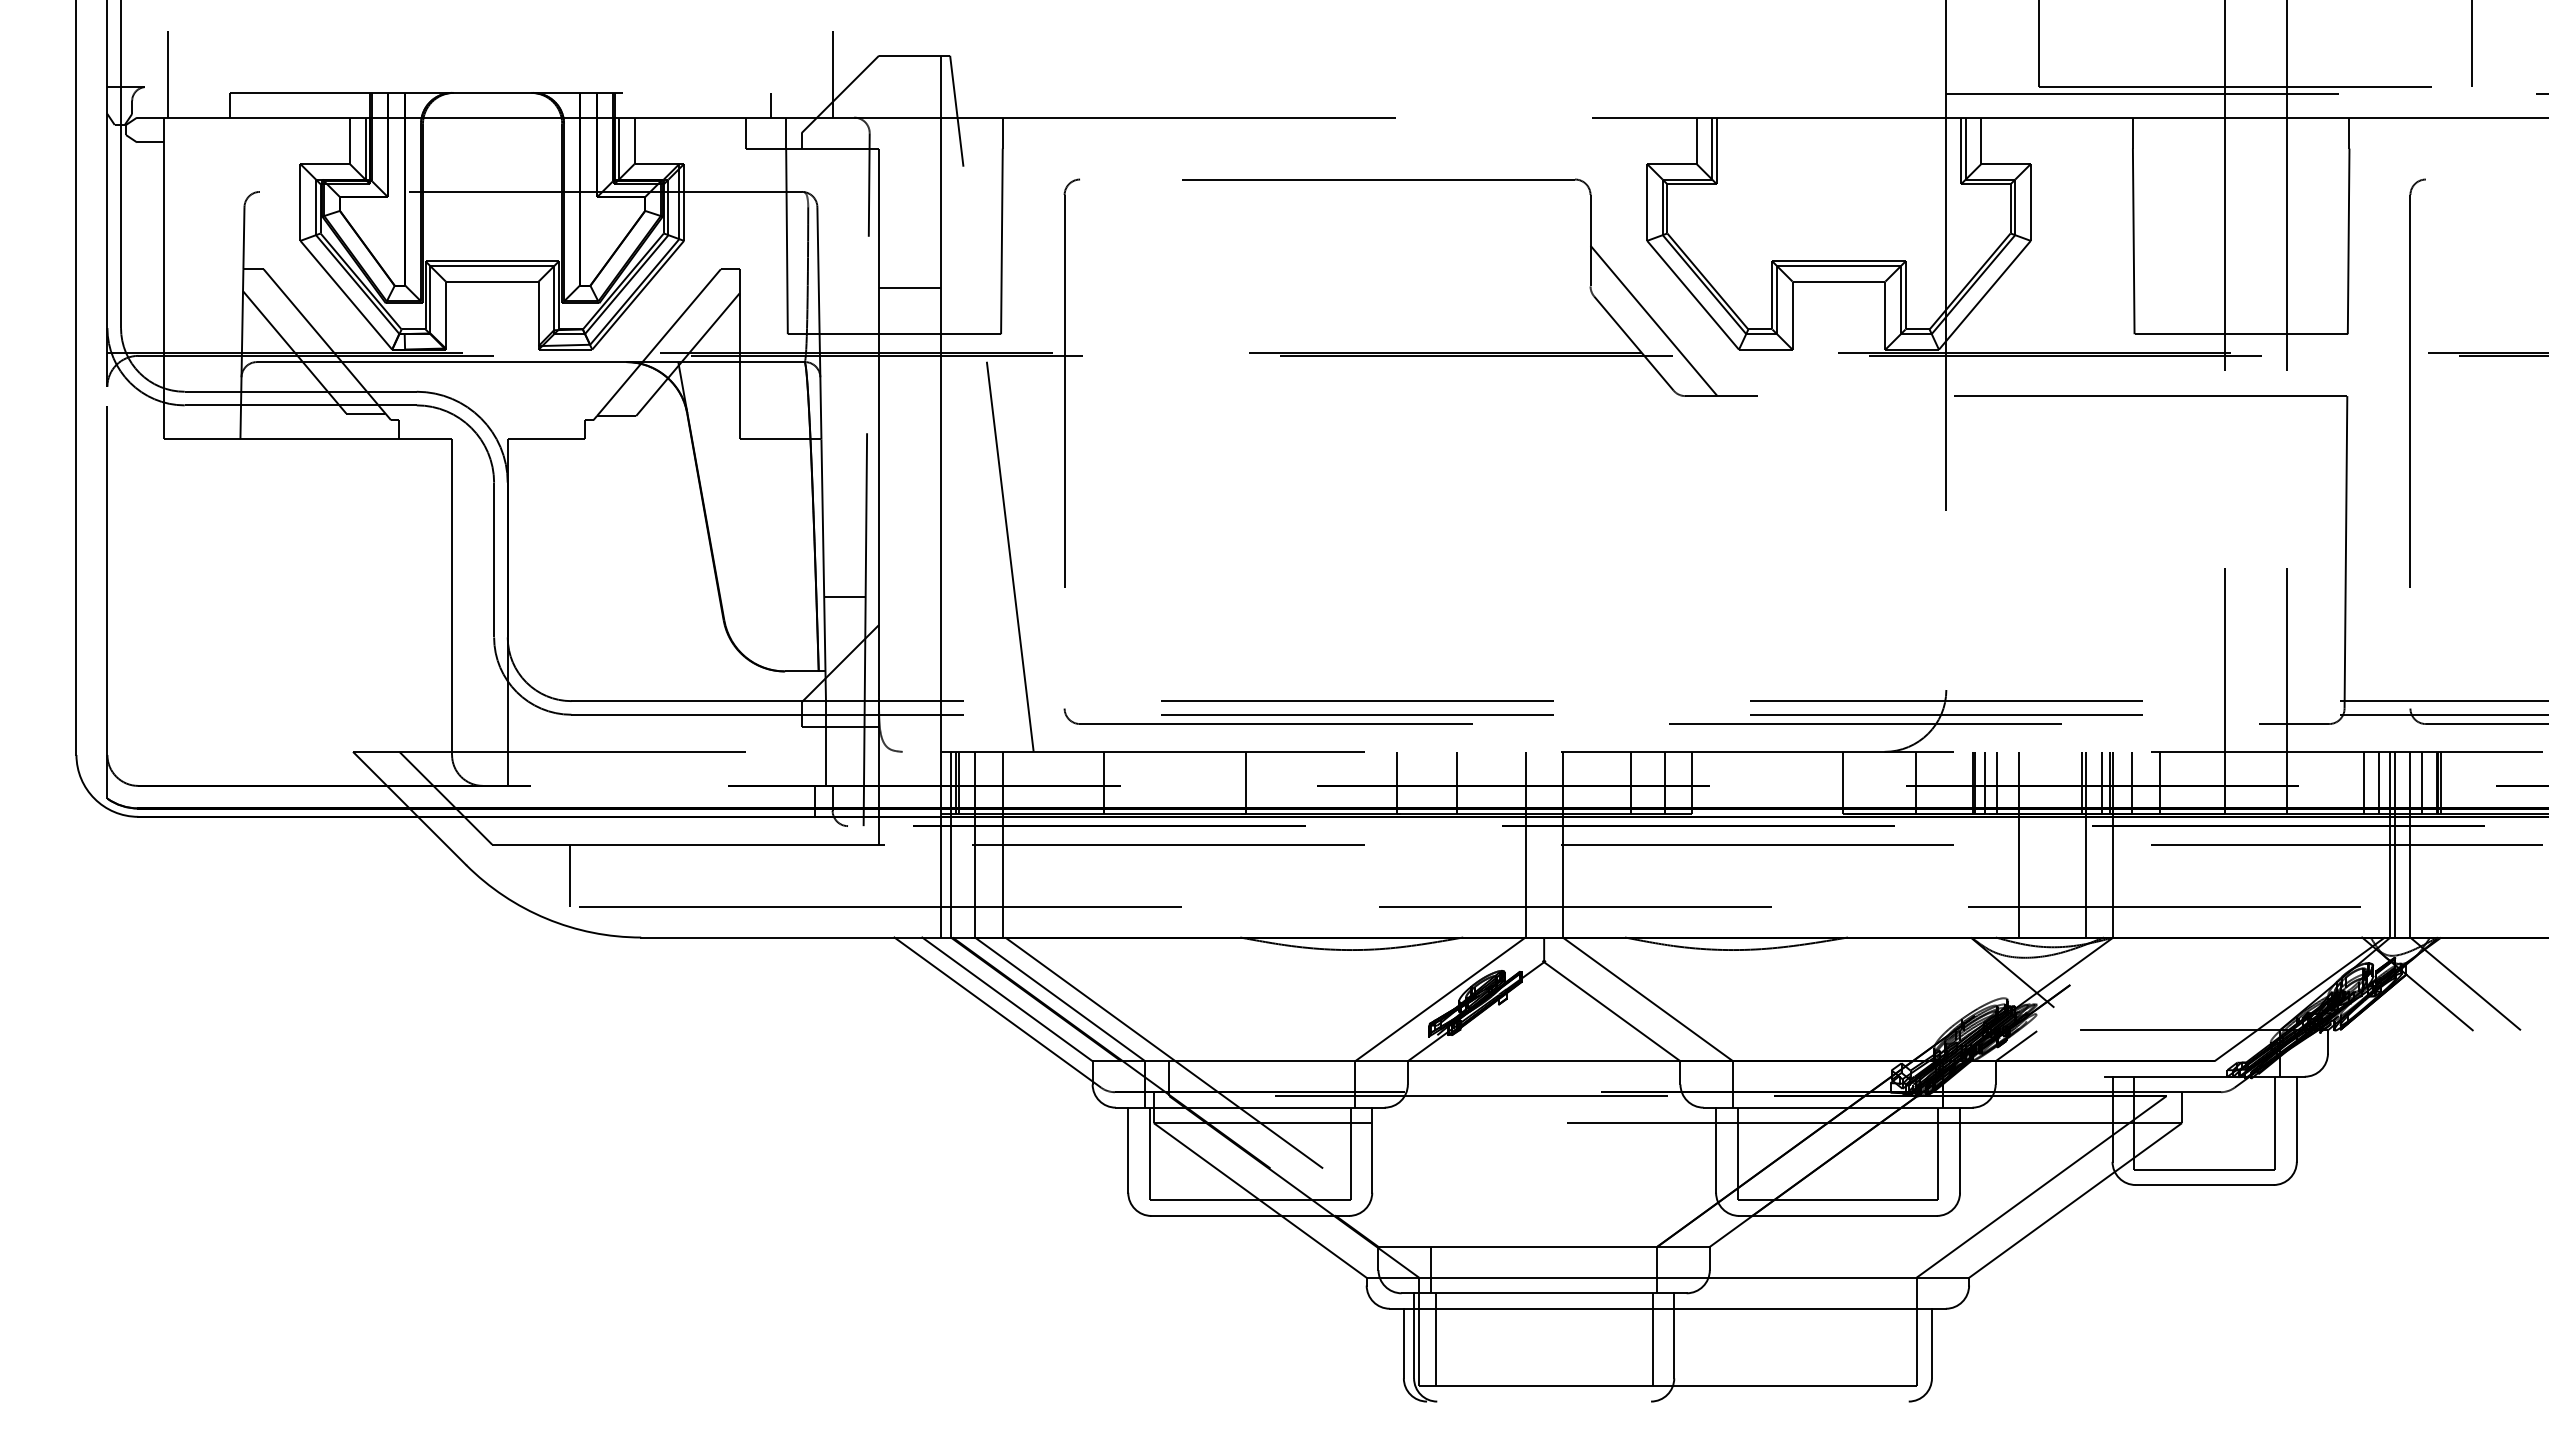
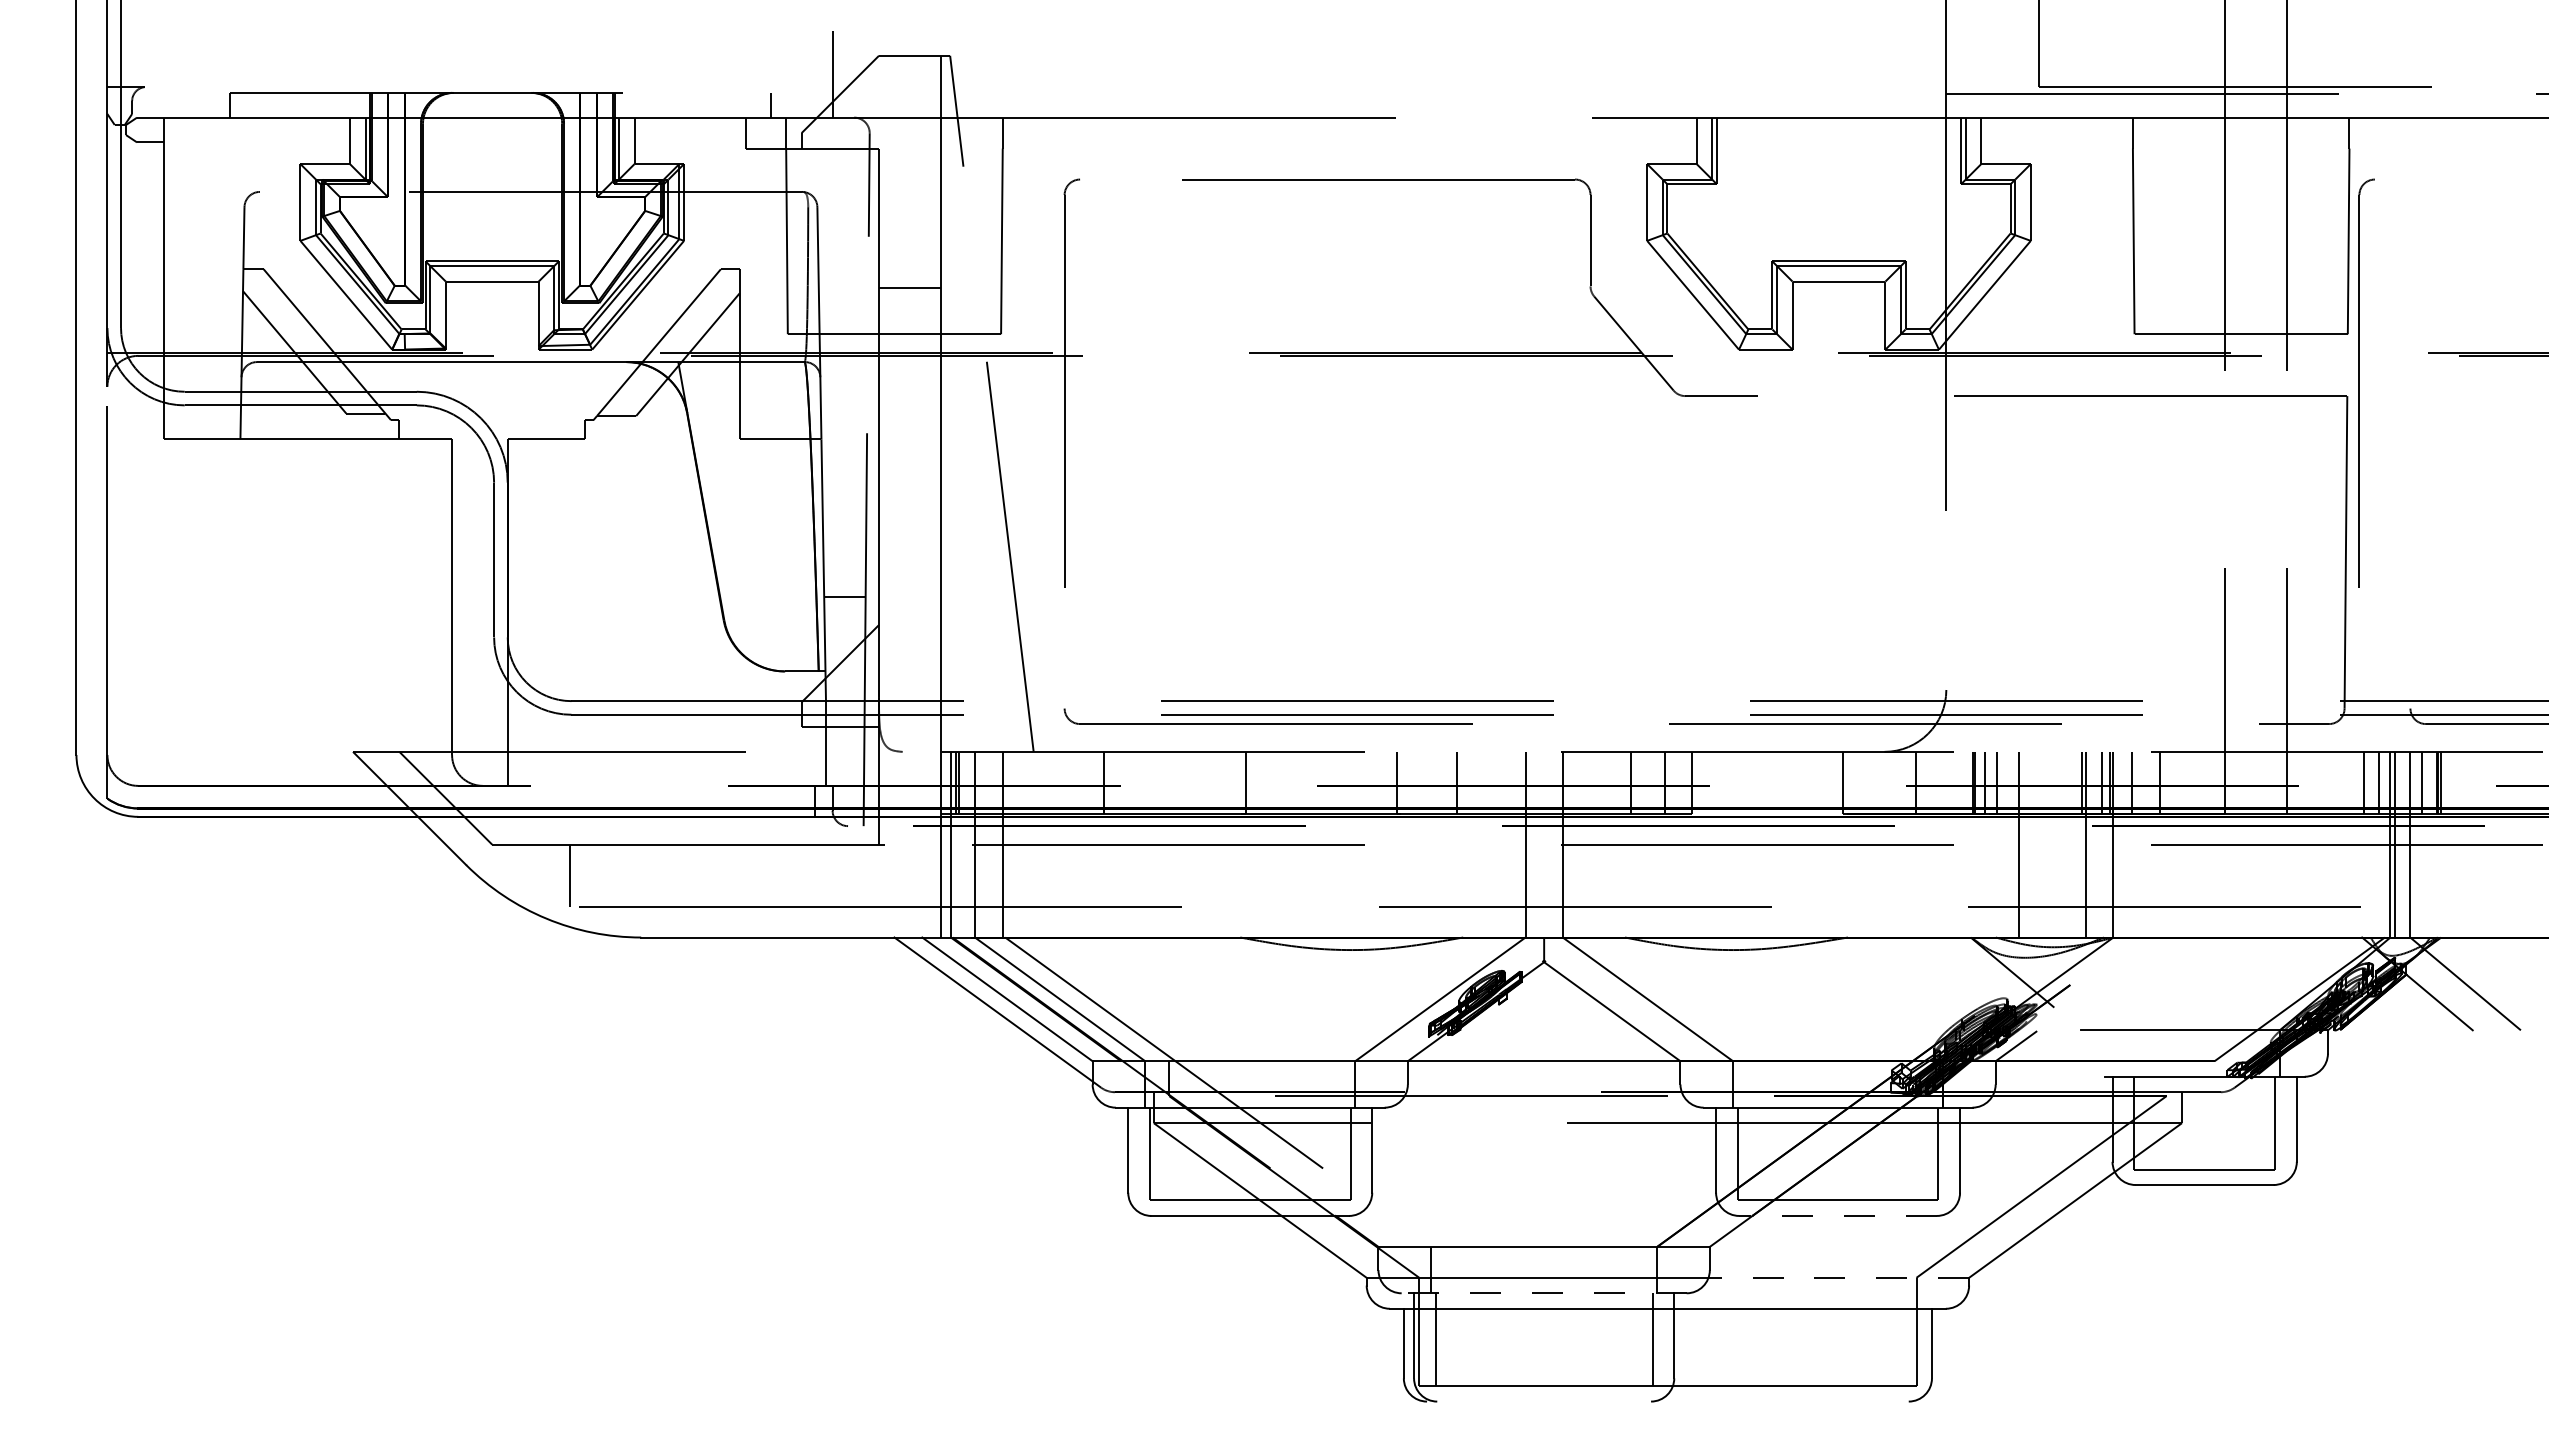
line: present -> none (2472, 44)
line: present -> none (167, 74)
line: present -> none (1653, 320)
part position: (2410, 382) -> (2359, 382) (2359, 382)
line: solid -> dashed (1838, 1215)
line: solid -> dashed (1838, 1277)
line: solid -> dashed (1543, 1293)
